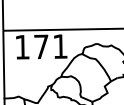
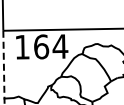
text: 171 -> 164 (51, 46)
line: solid -> dashed (3, 67)
